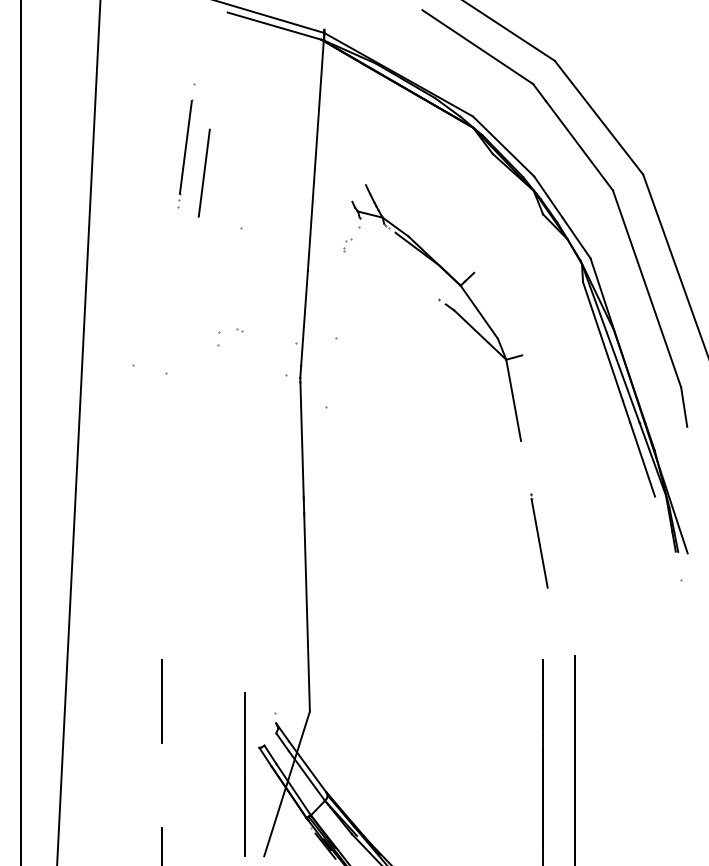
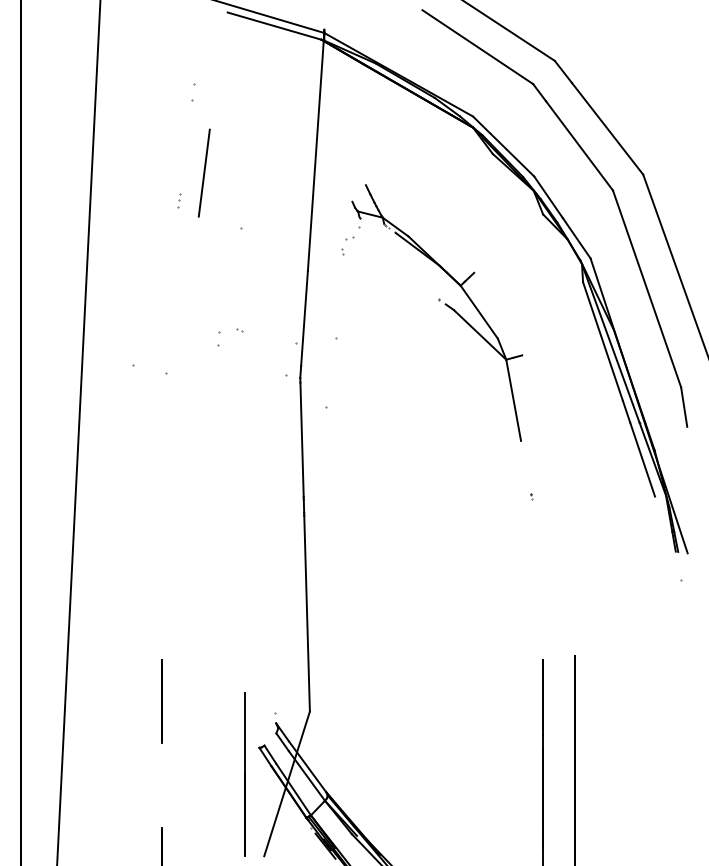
line: present -> none (185, 147)
part size: 10x15 px -> 14x20 px (347, 245)
line: present -> none (539, 543)
